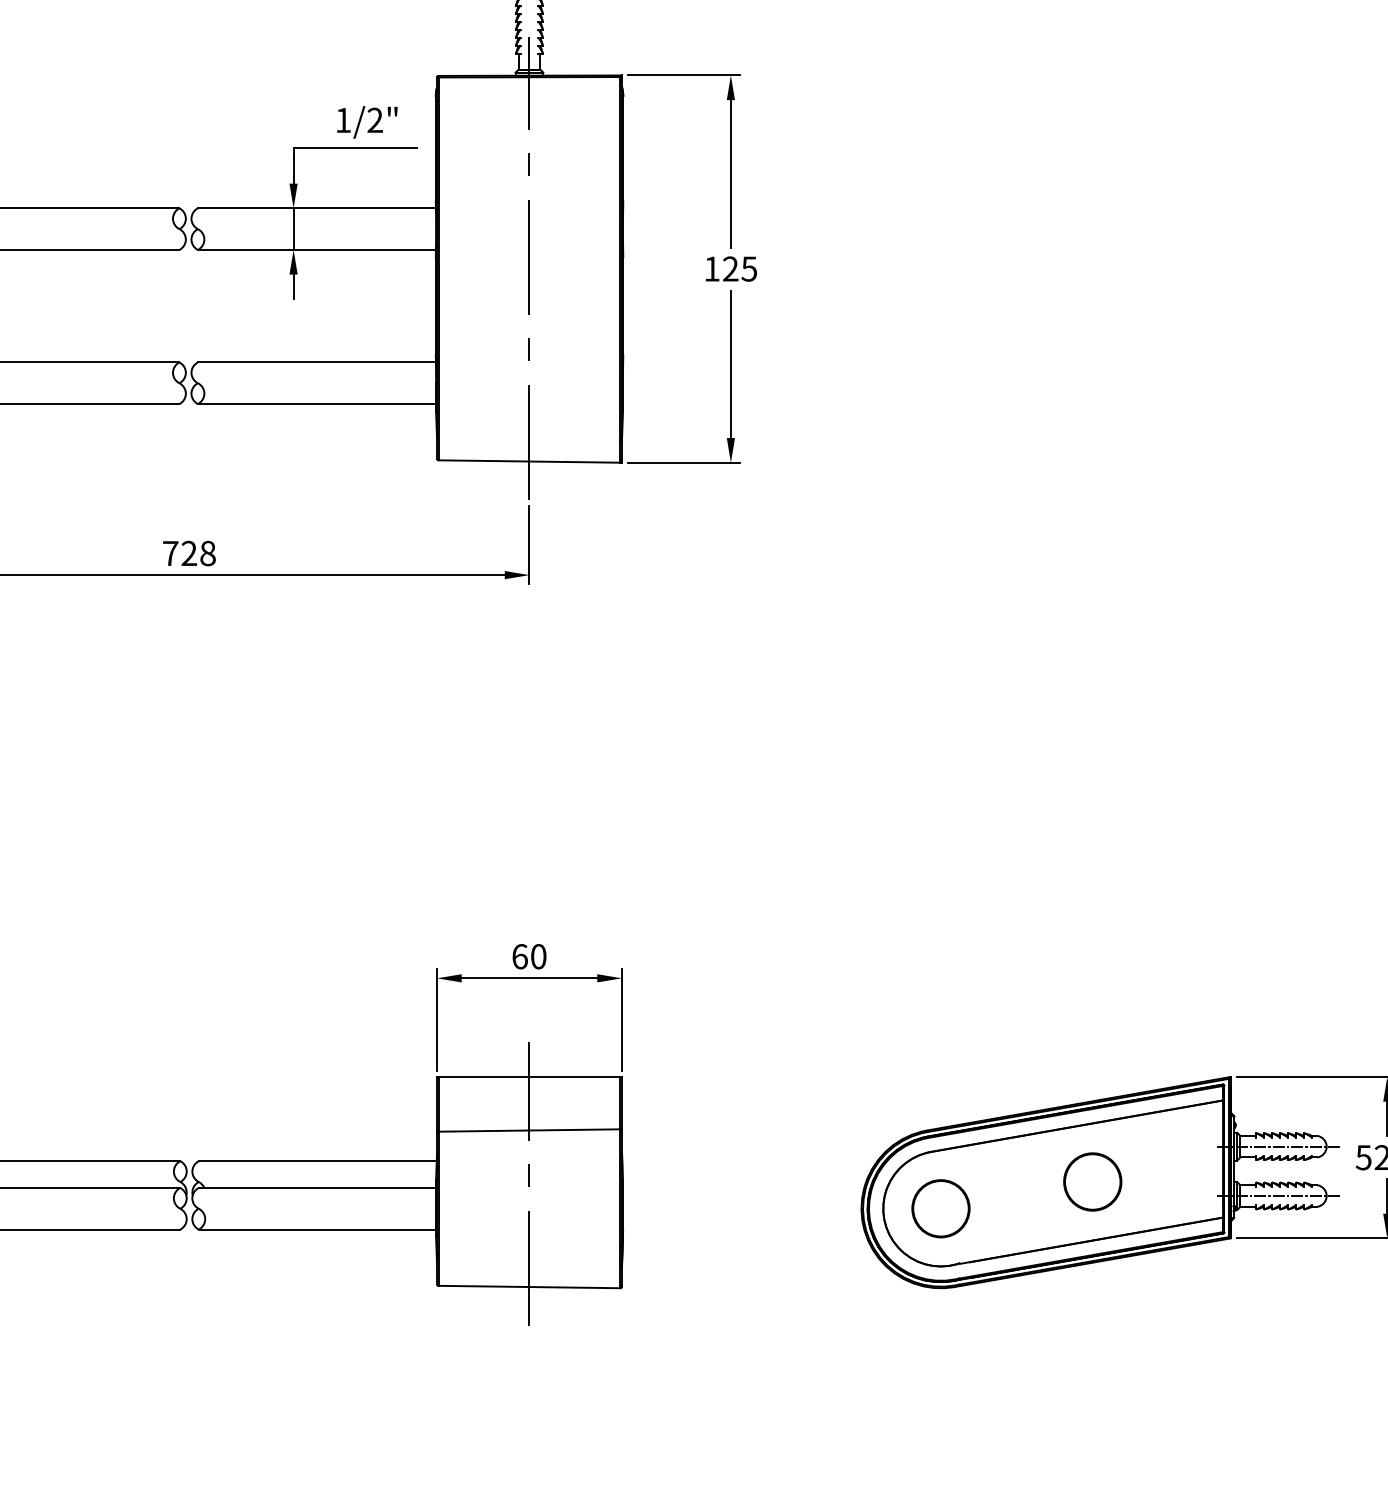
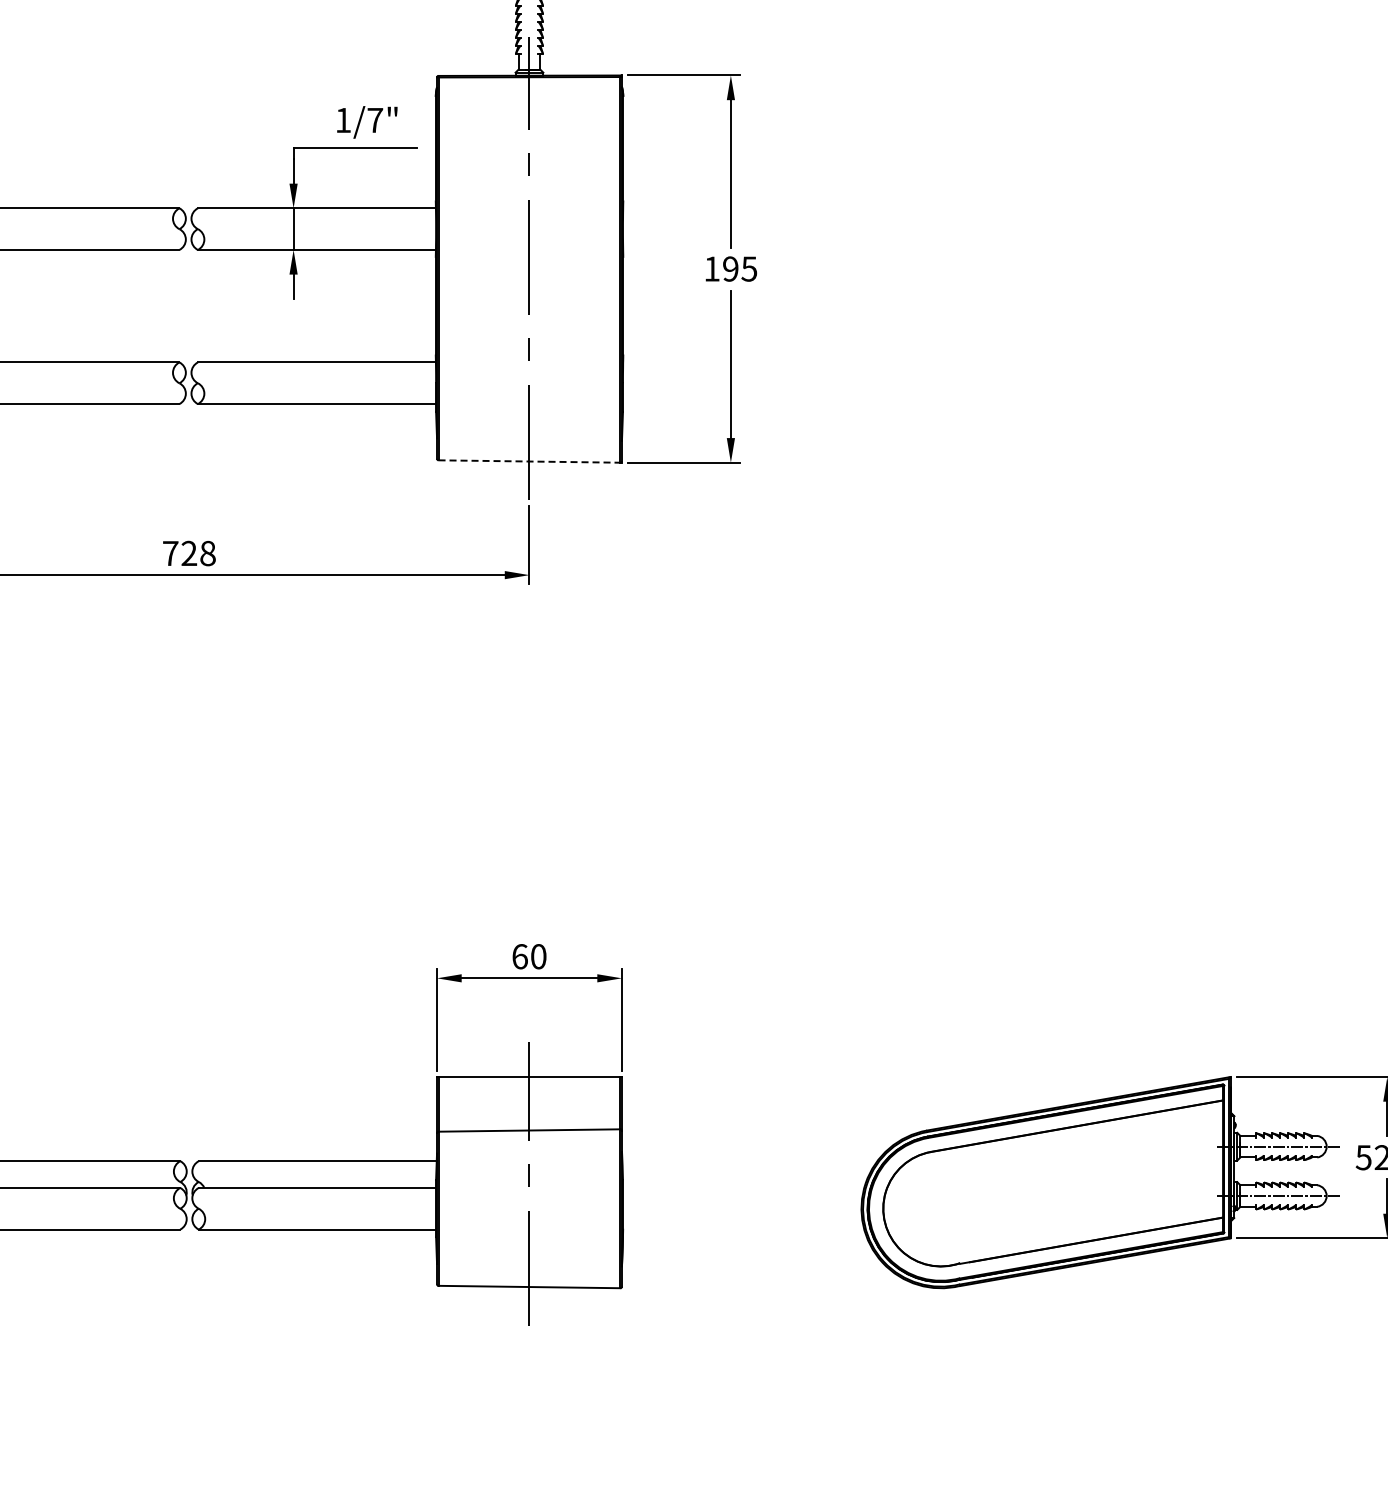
text: 1/2" -> 1/7" (375, 119)
text: 125 -> 195 (730, 268)
line: solid -> dashed (530, 461)
part: present -> none (1092, 1181)
circle: present -> none (940, 1208)
